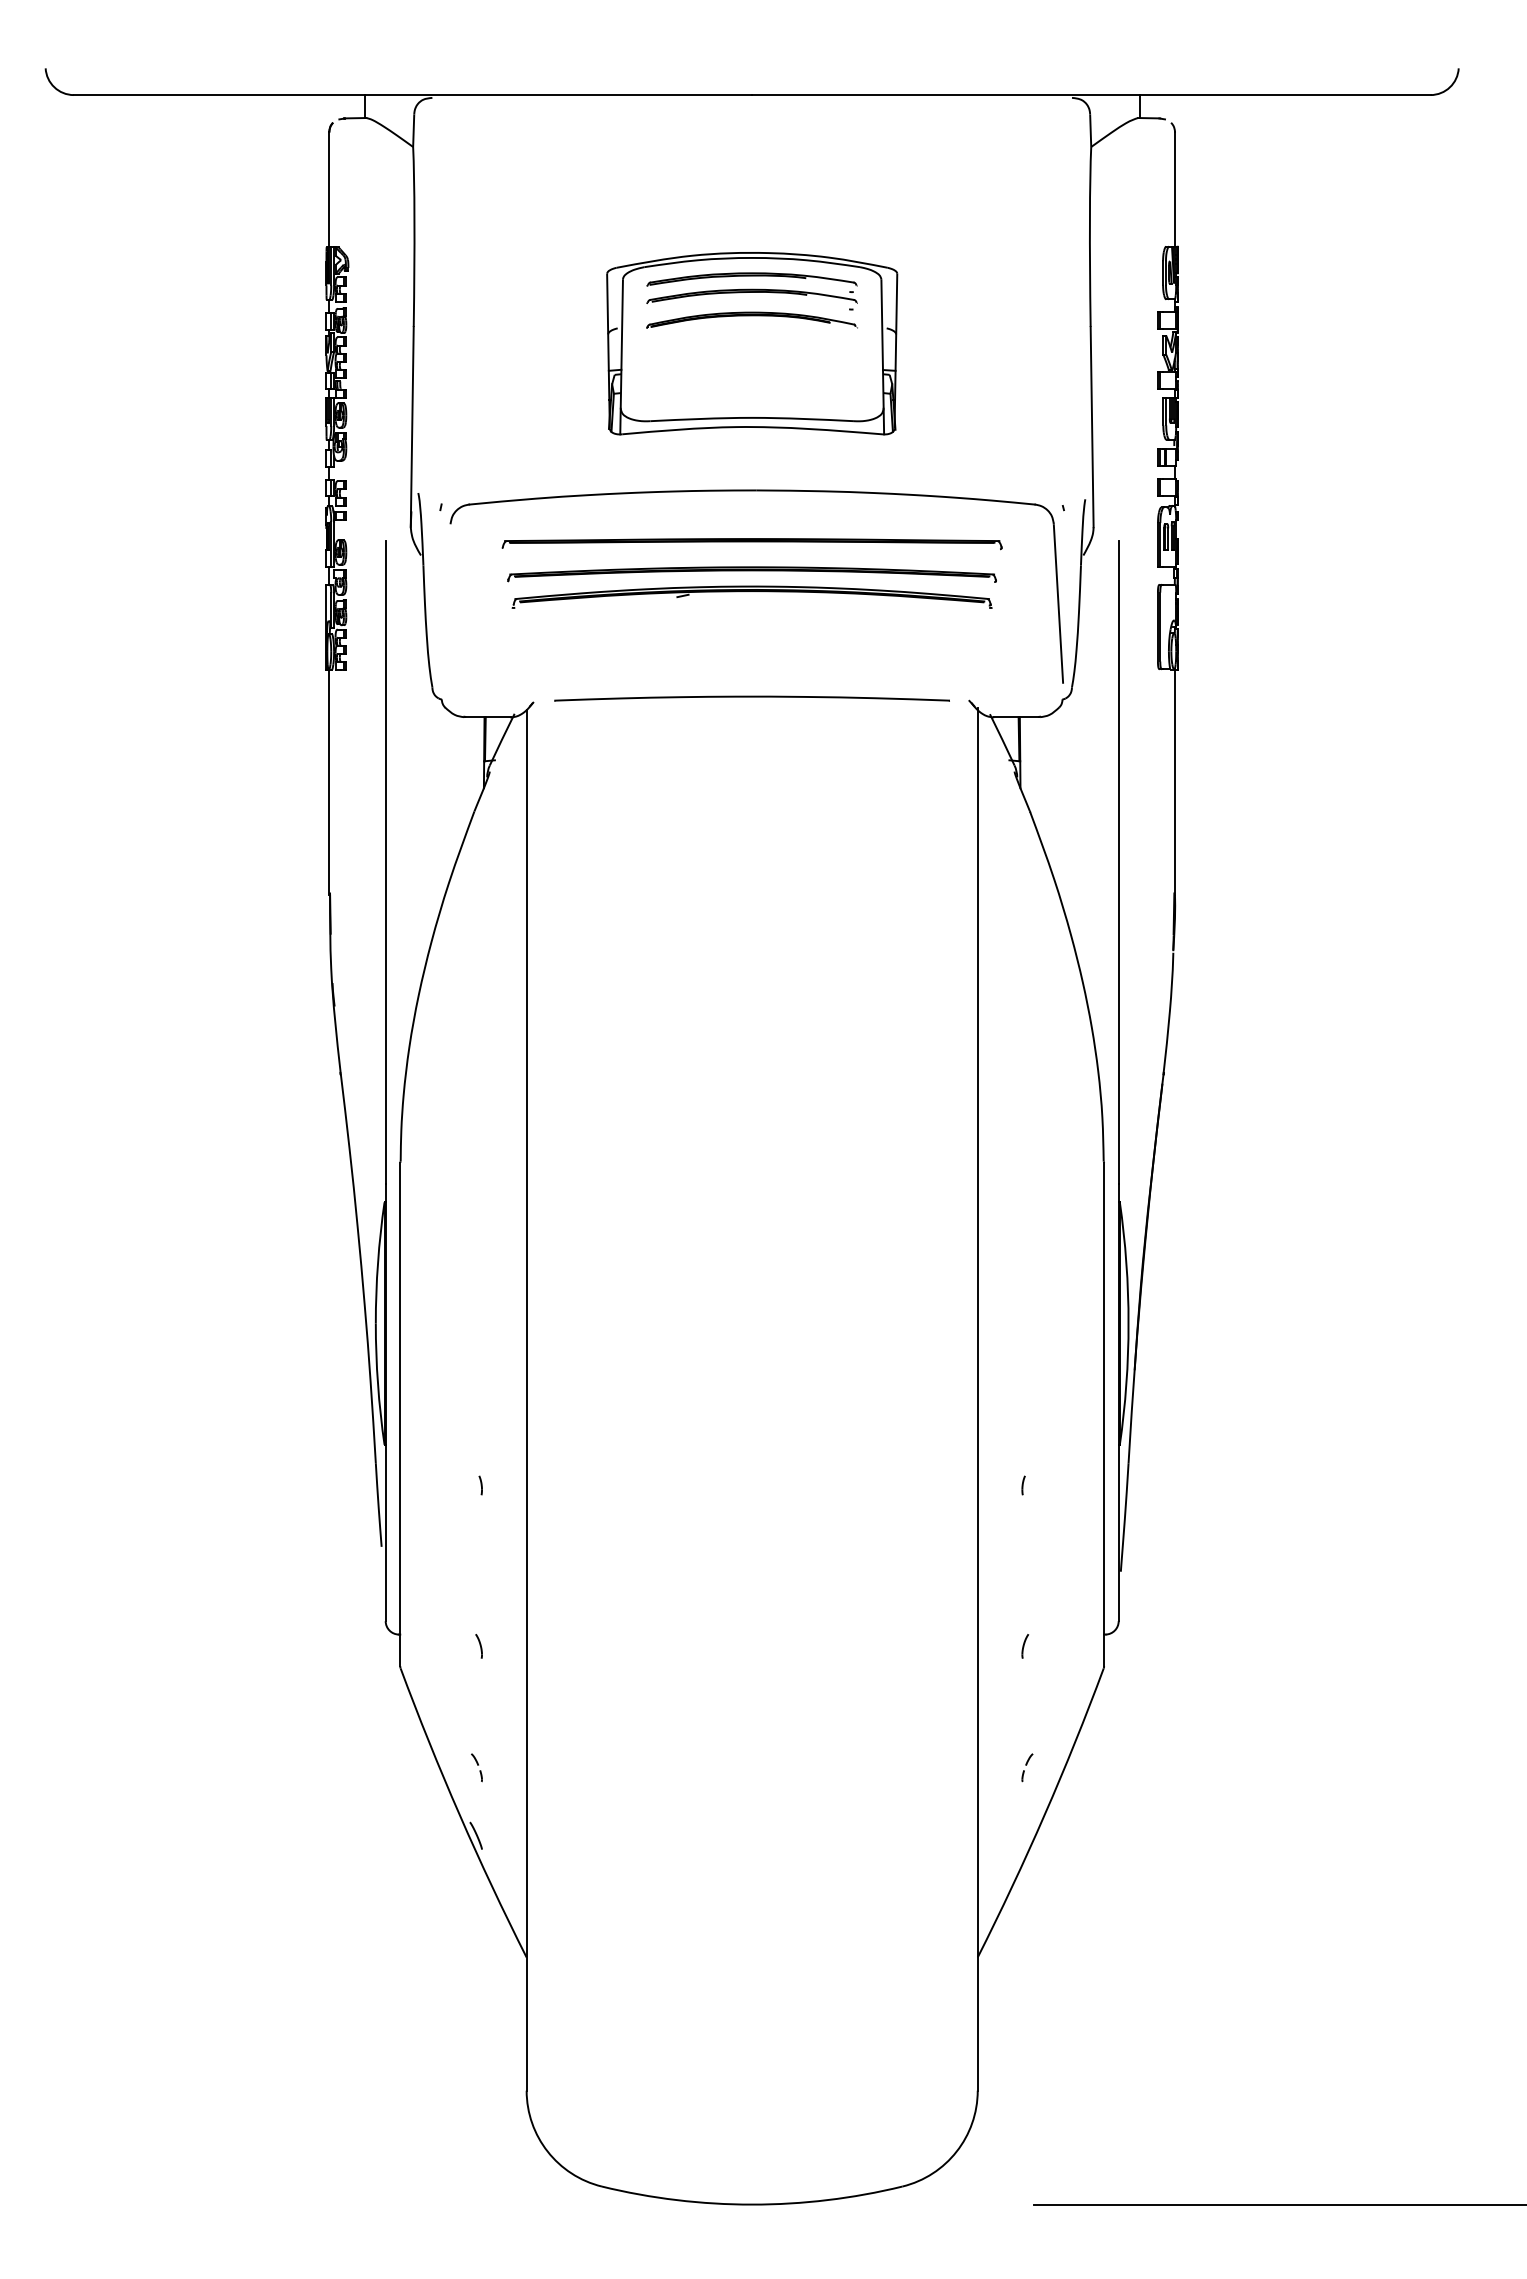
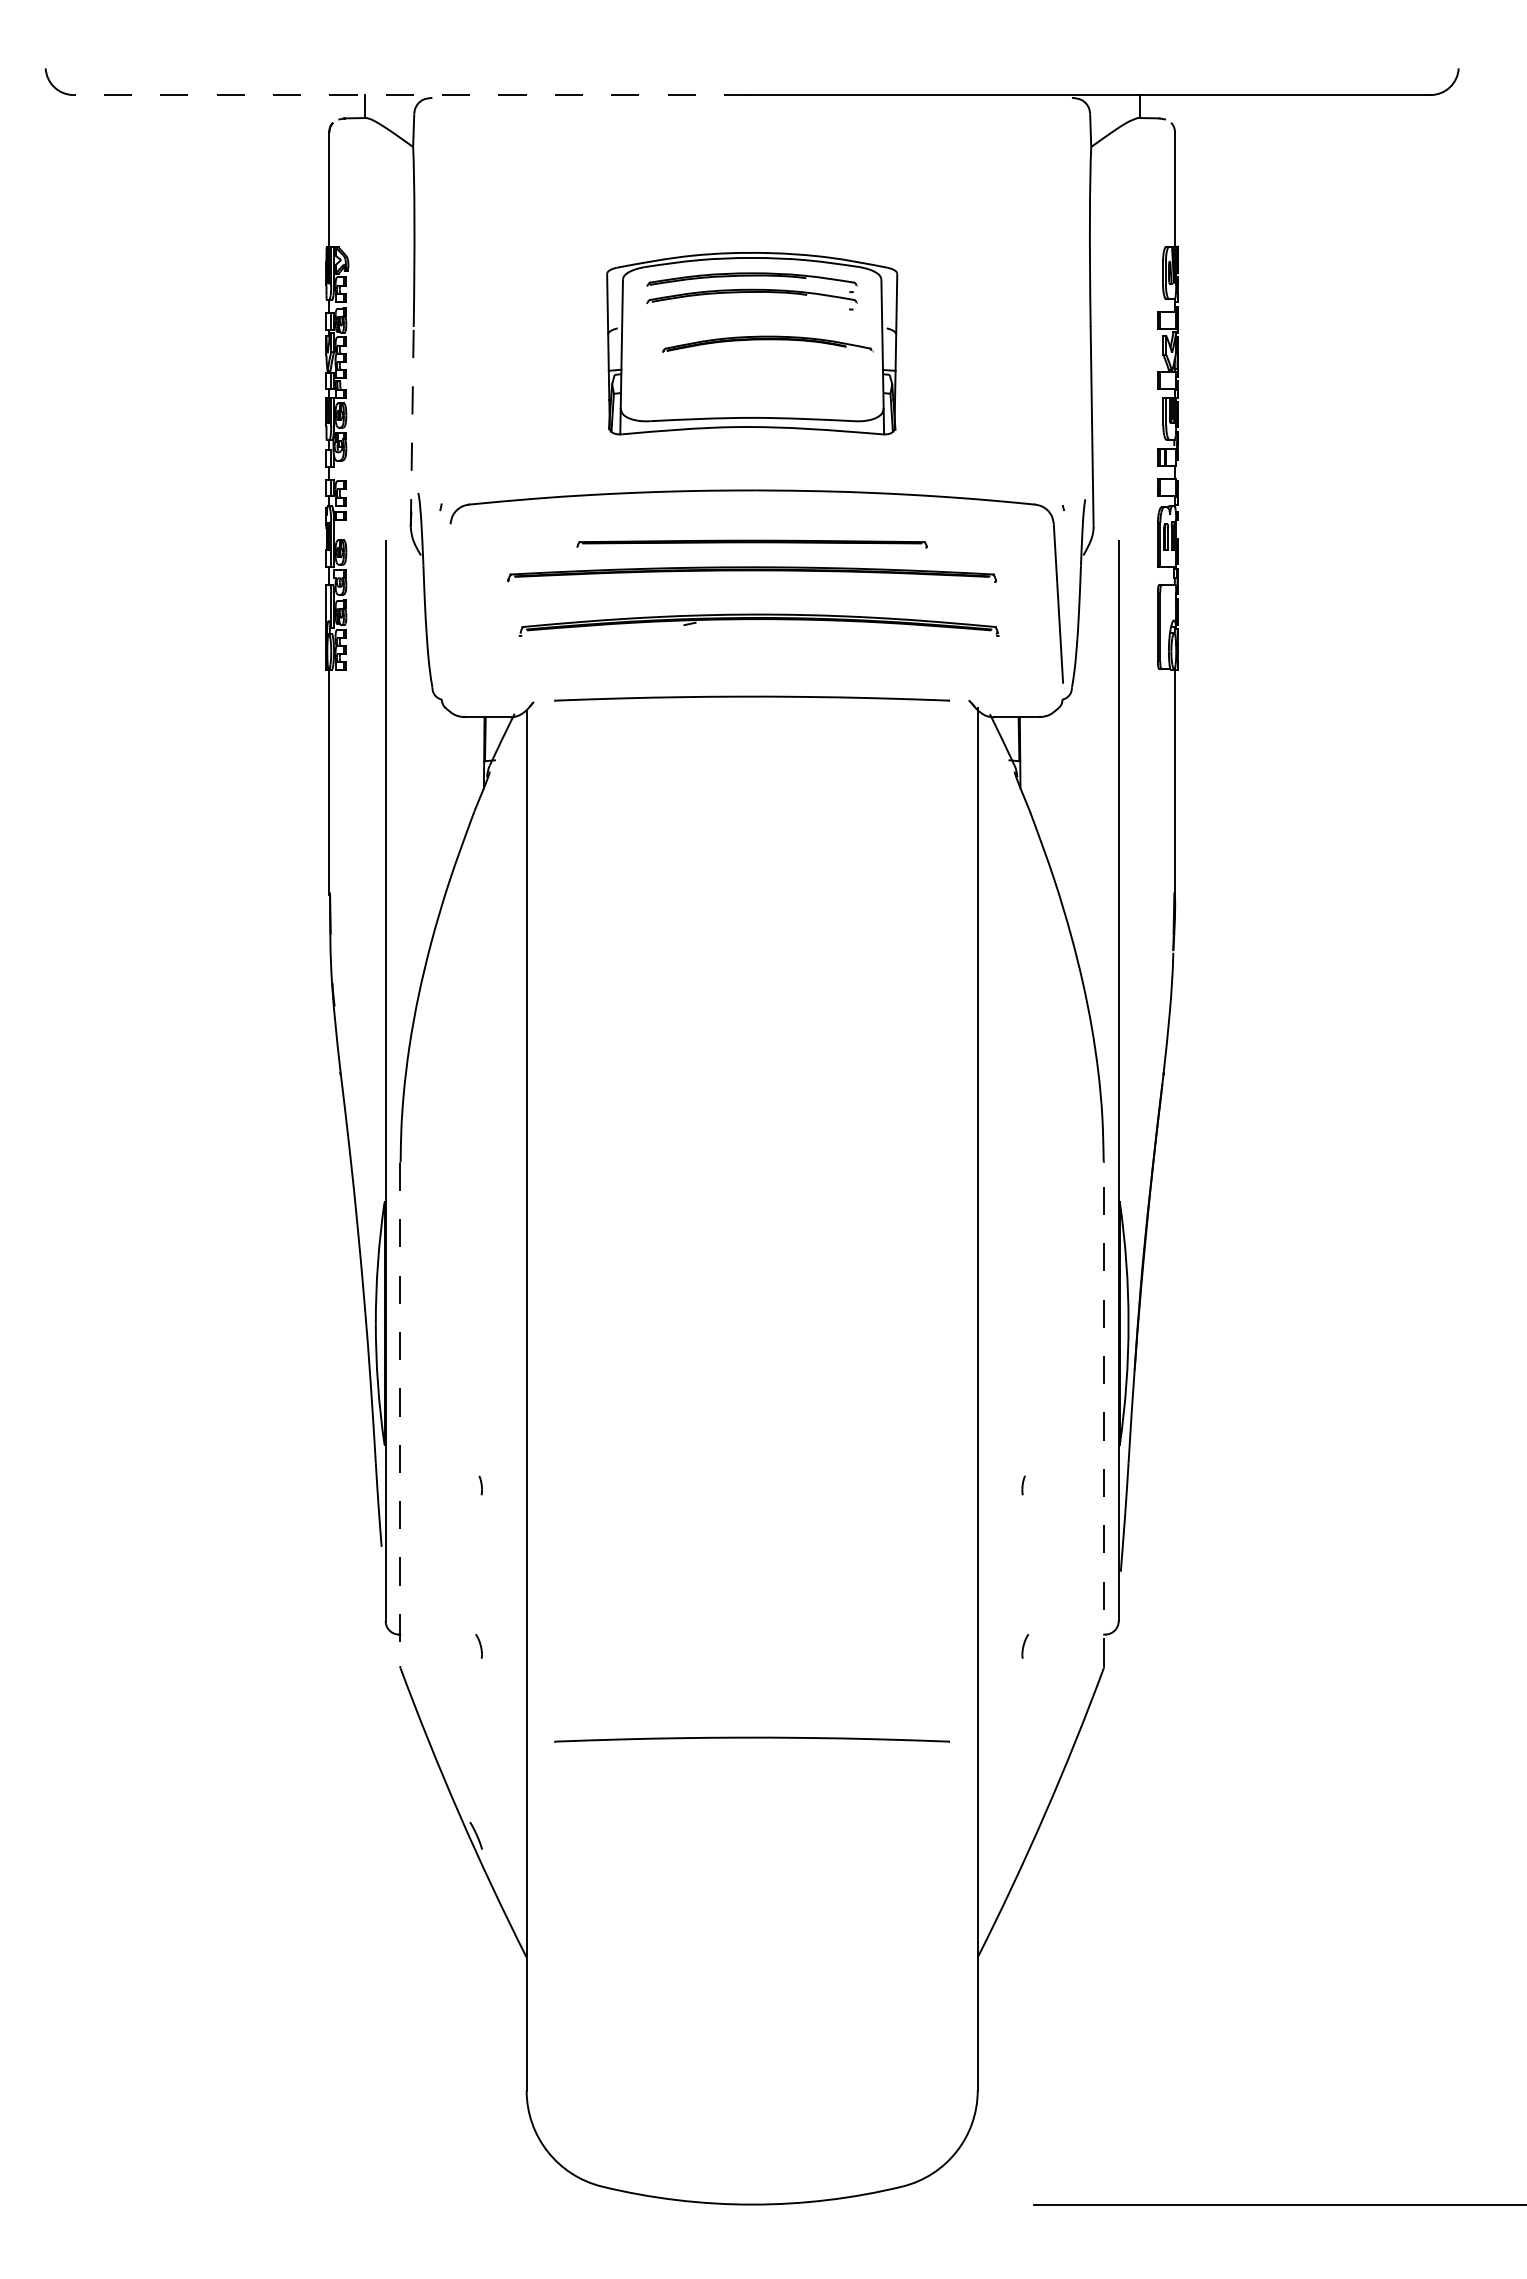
line: solid -> dashed (412, 95)
part position: (751, 319) -> (767, 343) (767, 343)
line: solid -> dashed (412, 426)
part size: 502x13 px -> 352x10 px (751, 543)
part position: (751, 596) -> (758, 624) (758, 624)
line: solid -> dashed (400, 1414)
line: solid -> dashed (1104, 1414)
part: none -> present (751, 1739)
part: present -> none (476, 1767)
part: present -> none (1027, 1767)
